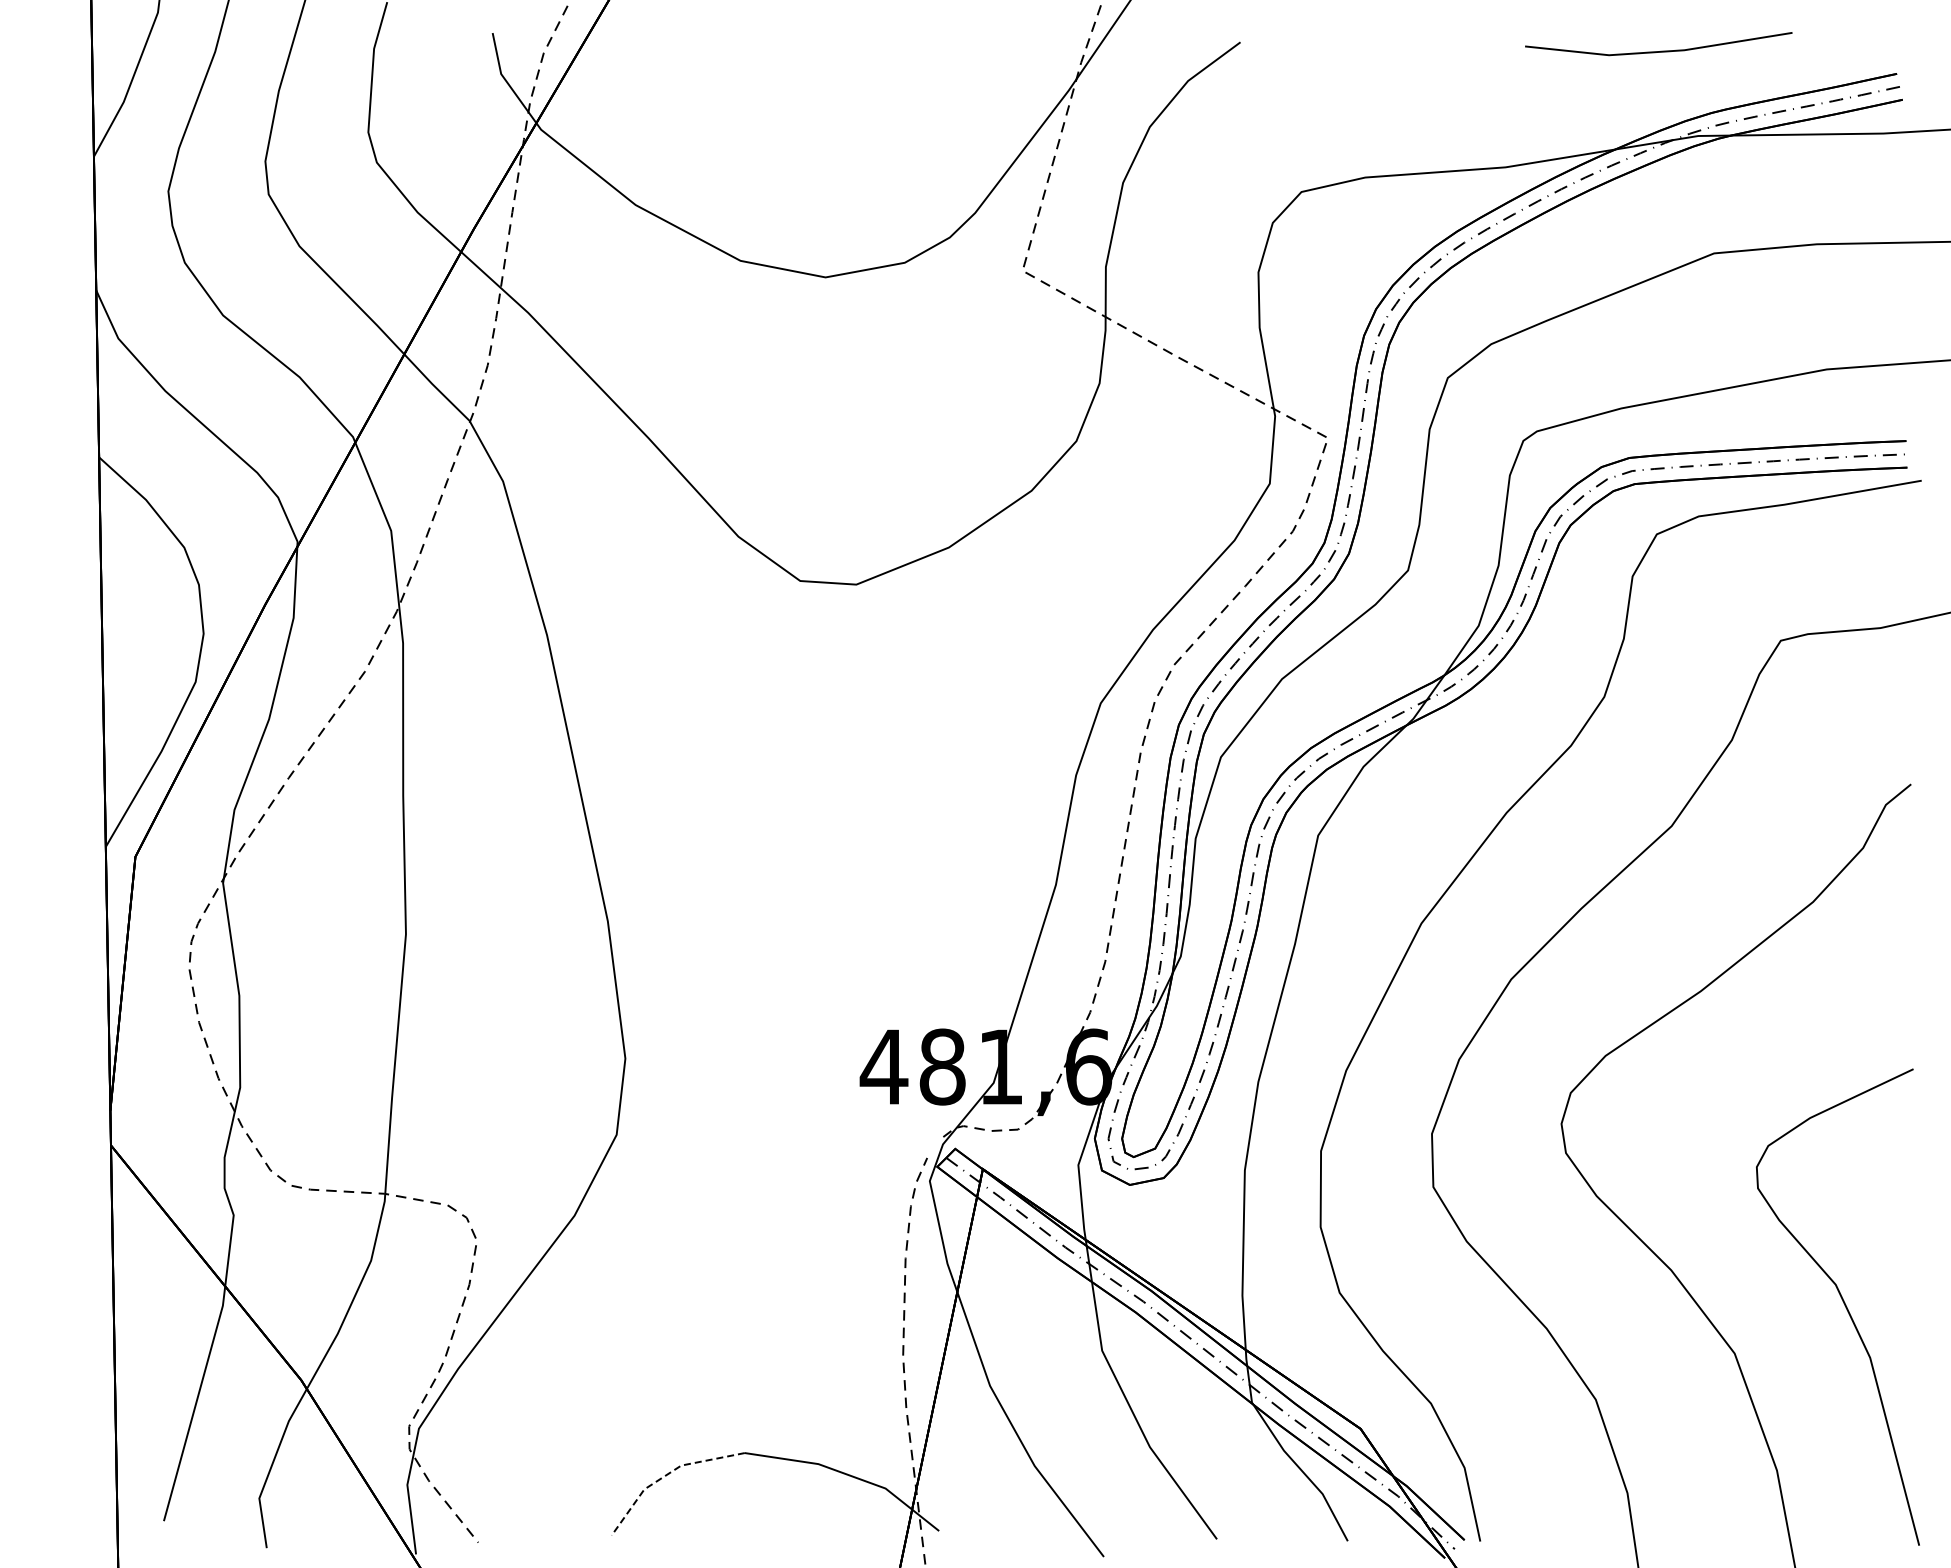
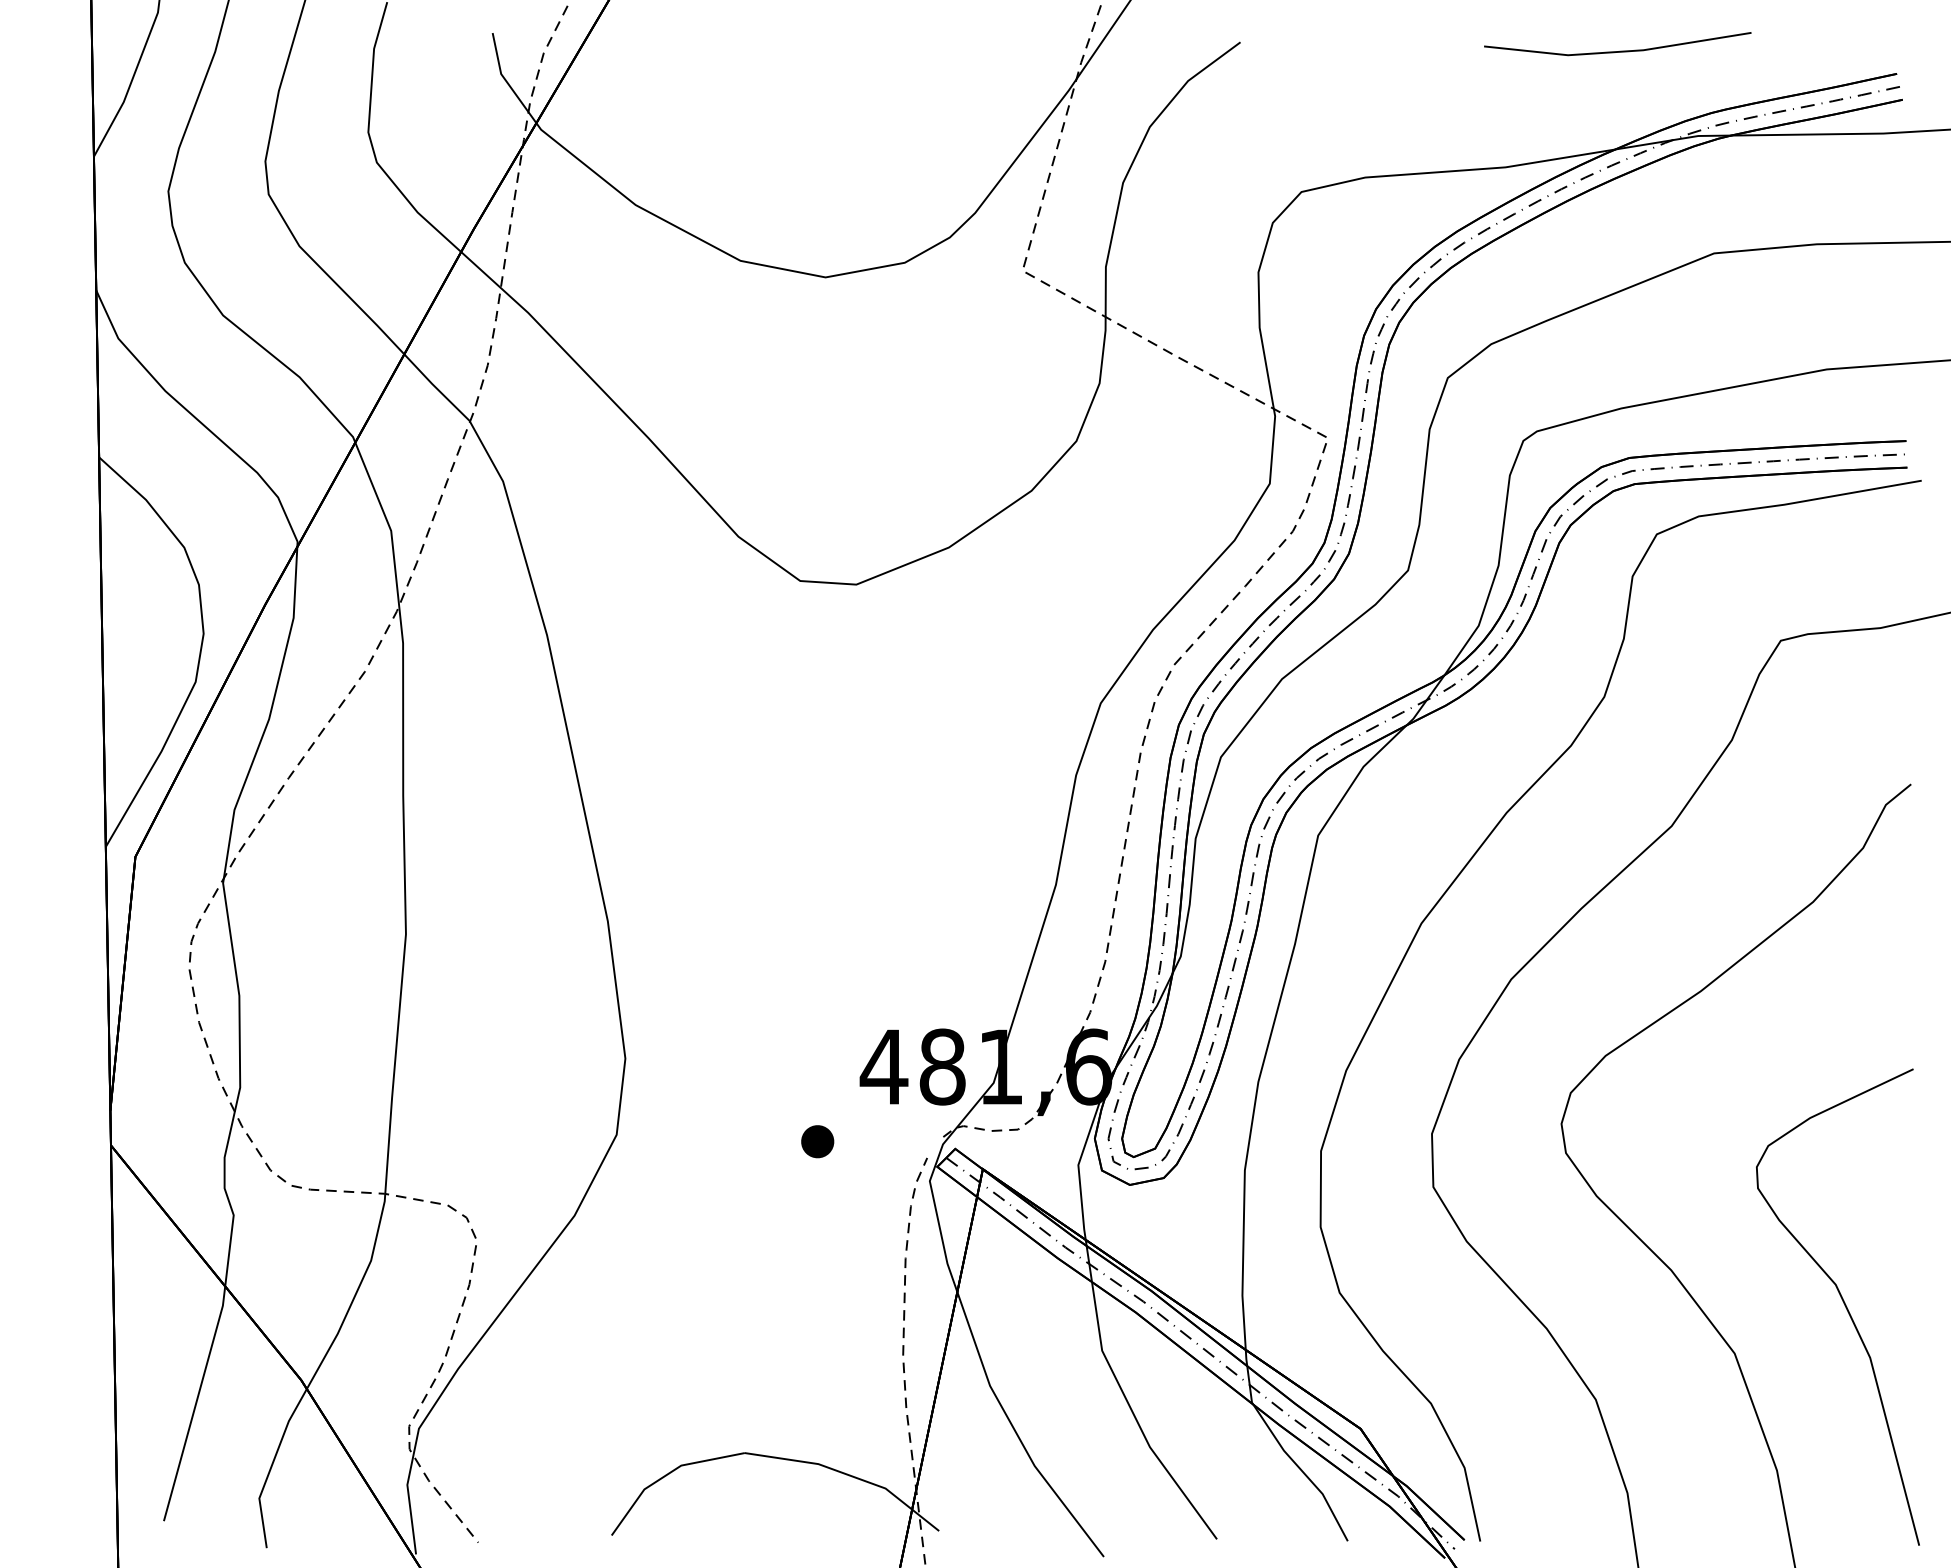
line position: (1661, 50) -> (1620, 50) (1620, 50)
part: none -> present (817, 1141)
line: dashed -> solid (666, 1475)
